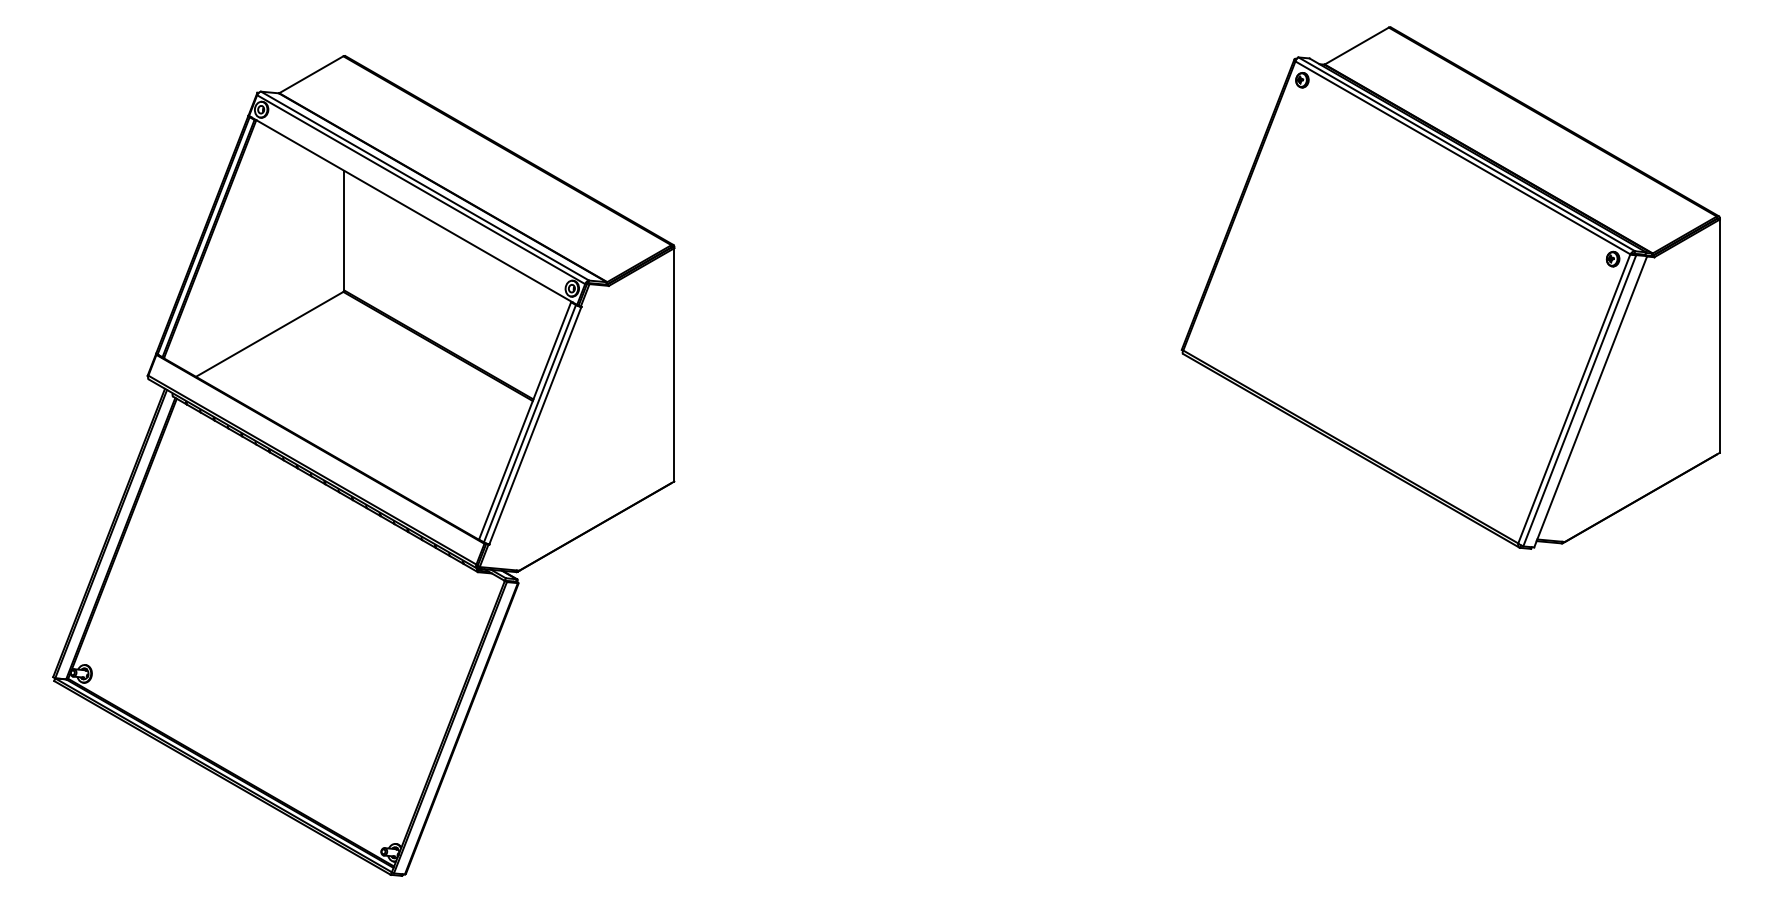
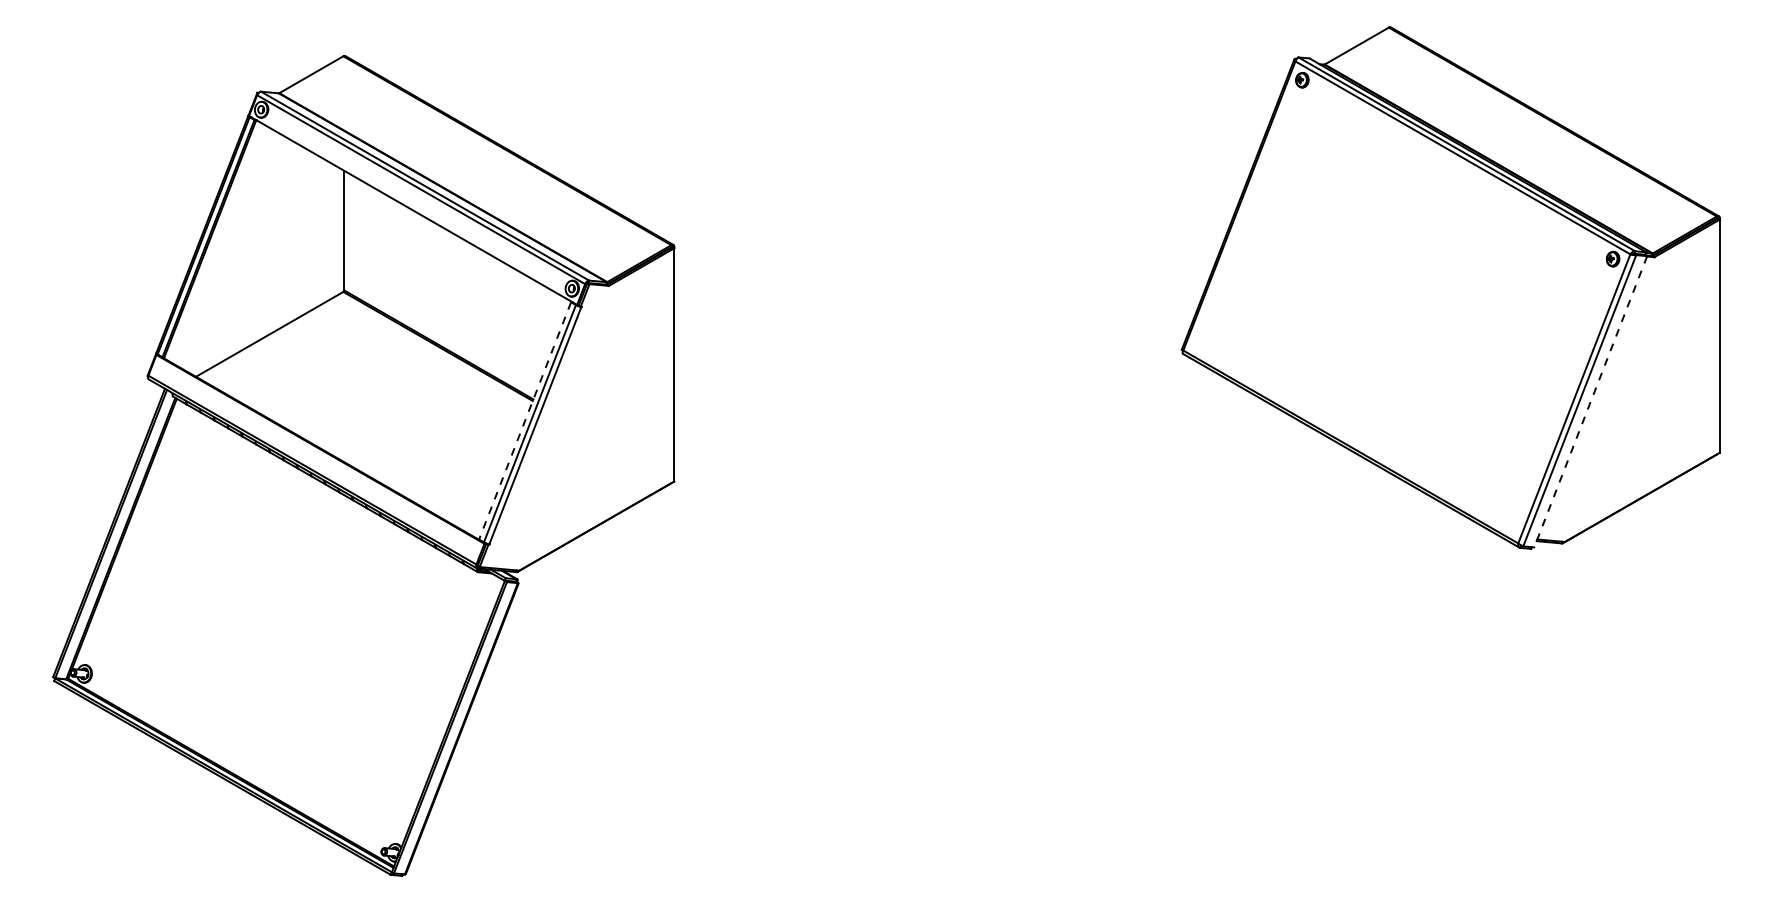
line: solid -> dashed (1590, 402)
line: solid -> dashed (524, 421)
